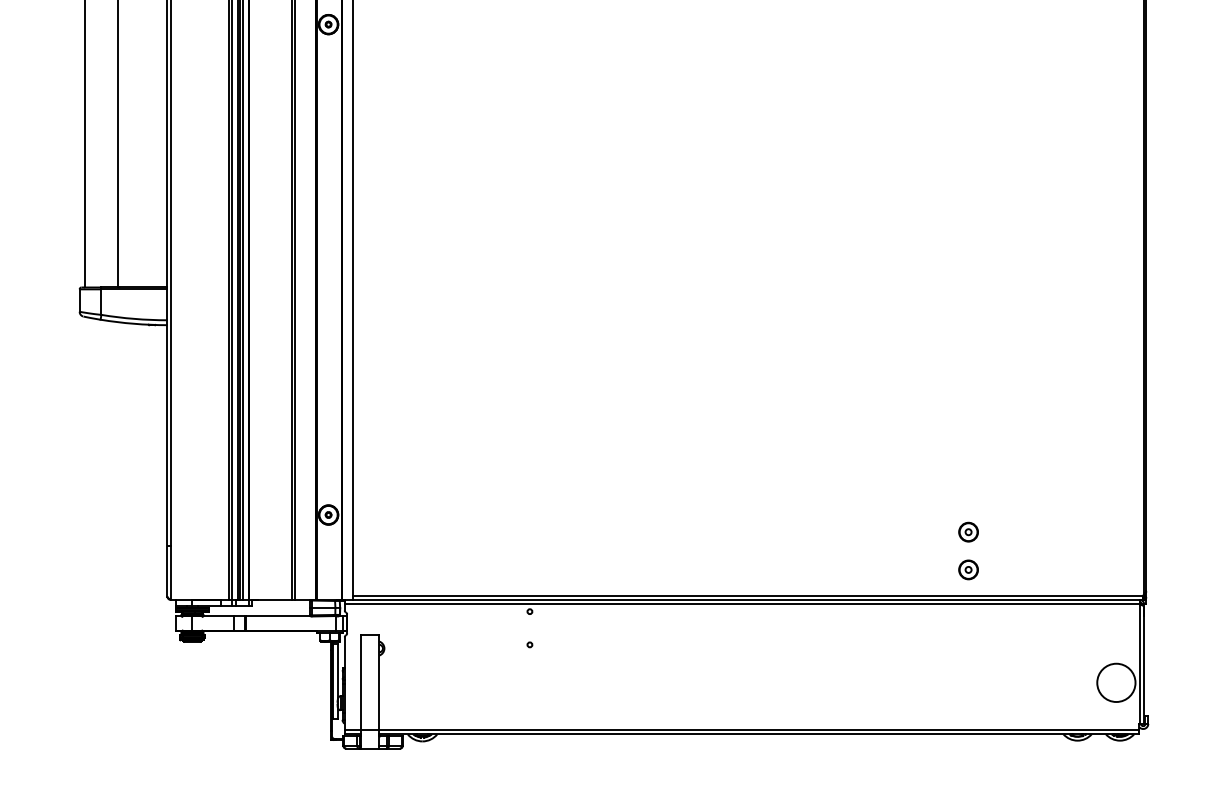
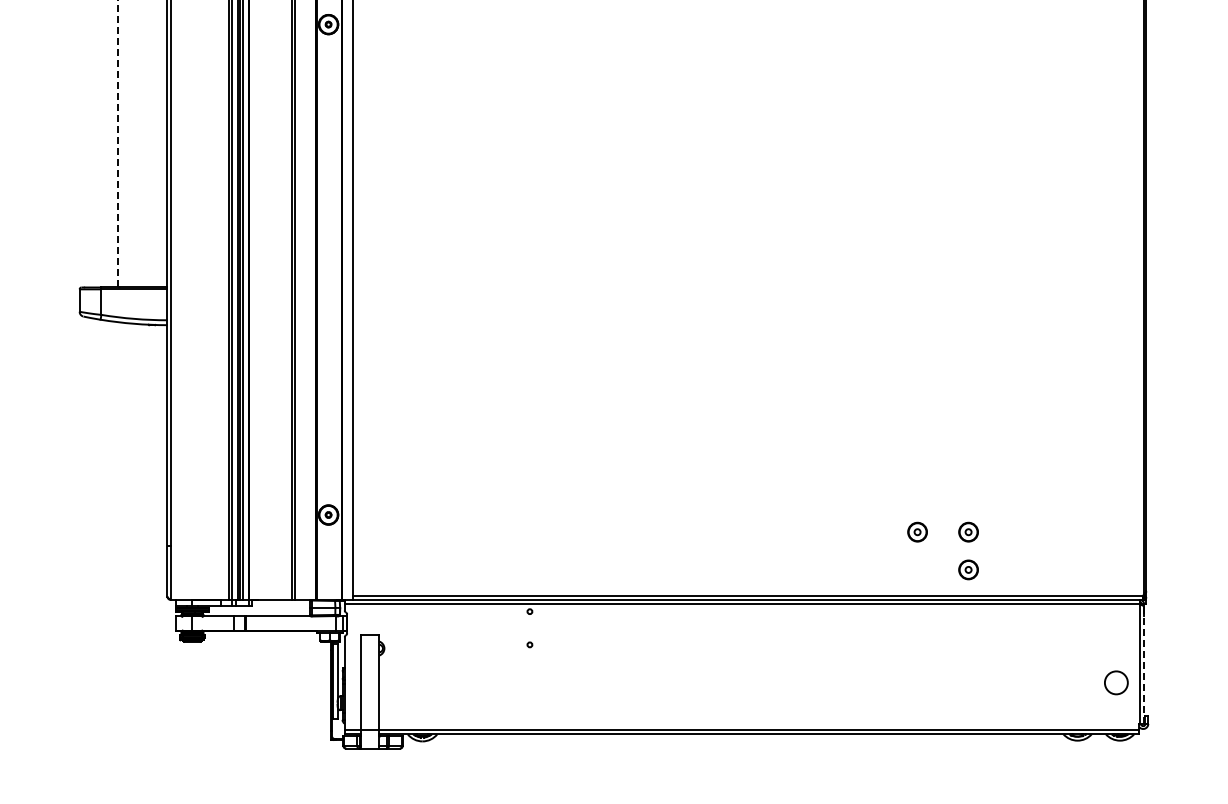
line: solid -> dashed (118, 143)
line: present -> none (84, 144)
part: none -> present (917, 531)
line: solid -> dashed (1144, 665)
circle diameter: 38 px -> 23 px (1115, 682)
